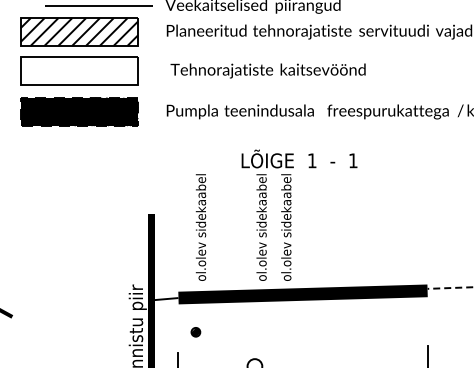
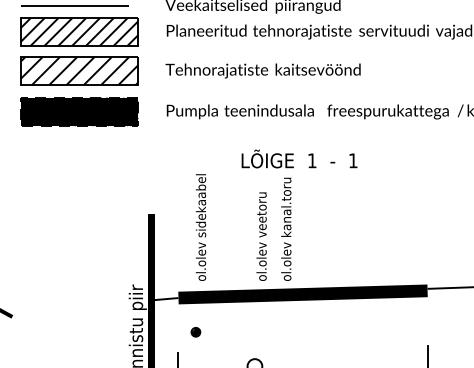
line position: (98, 5) -> (74, 5) (74, 5)
hatch: none -> present (79, 70)
text position: (267, 70) -> (262, 70) (262, 70)
text: ol.olev sidekaabel -> ol.olev veetoru (261, 205)
text: ol.olev sidekaabel -> ol.olev kanal.toru (286, 205)
line: dashed -> solid (450, 288)
